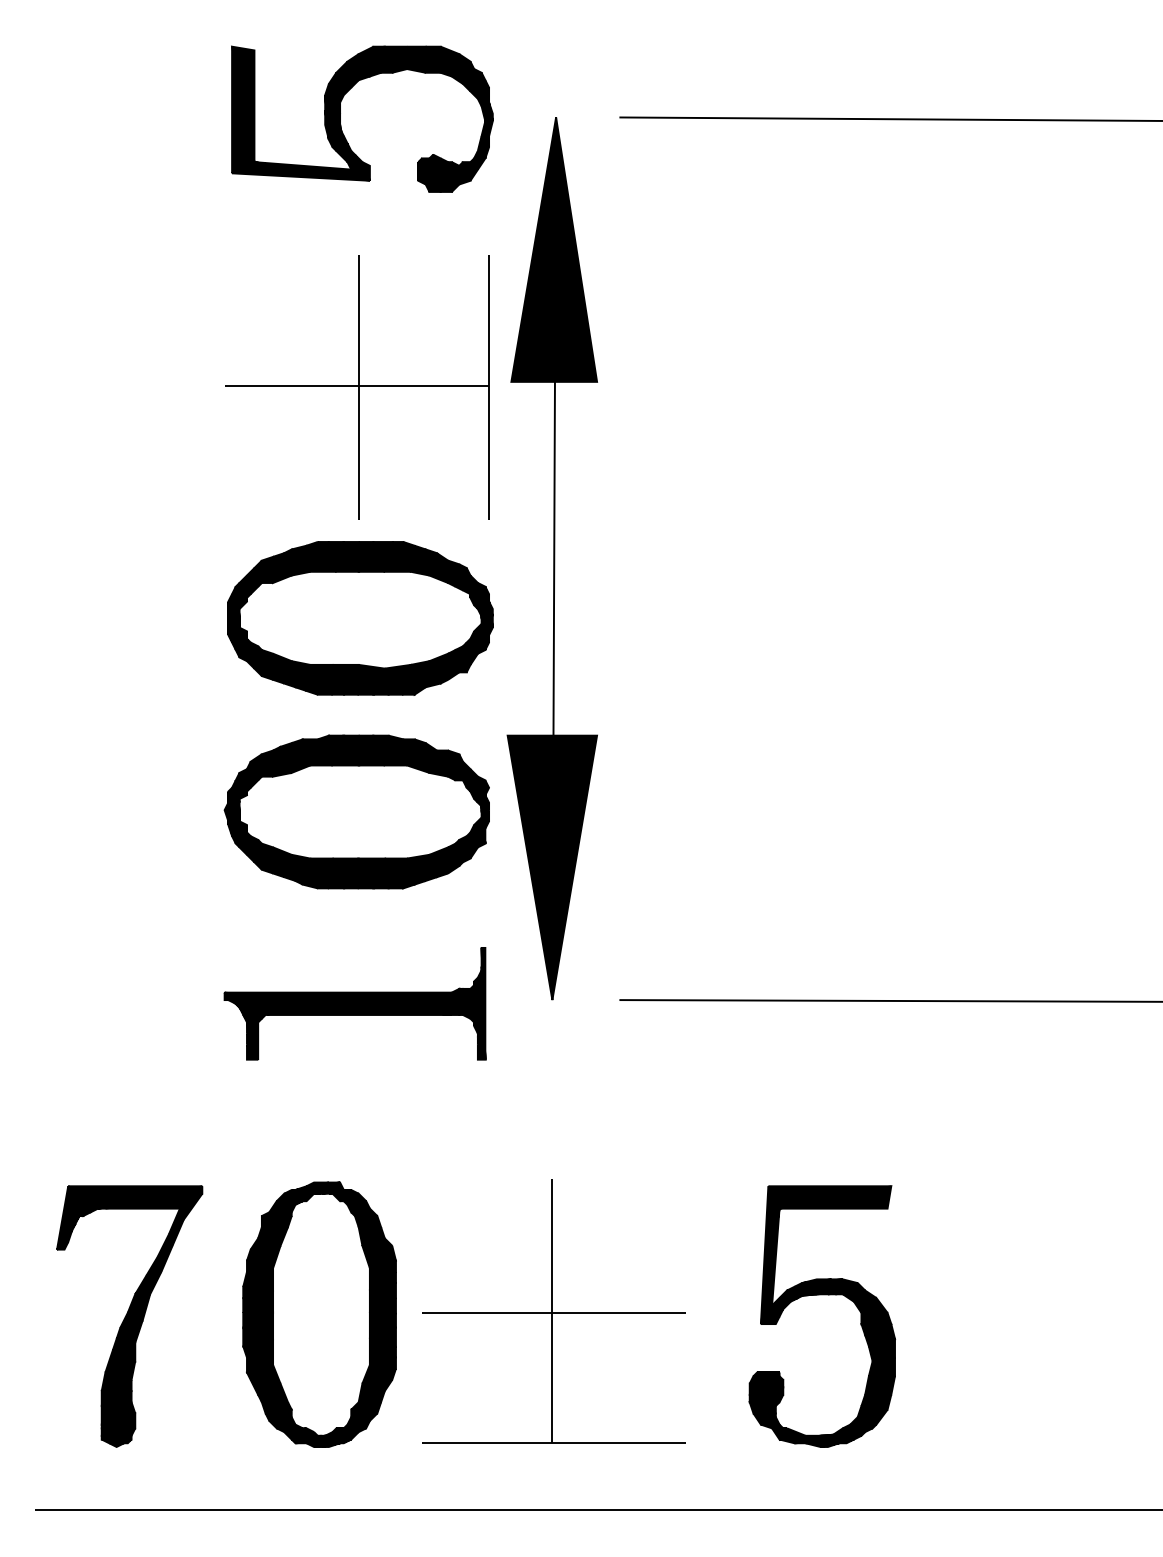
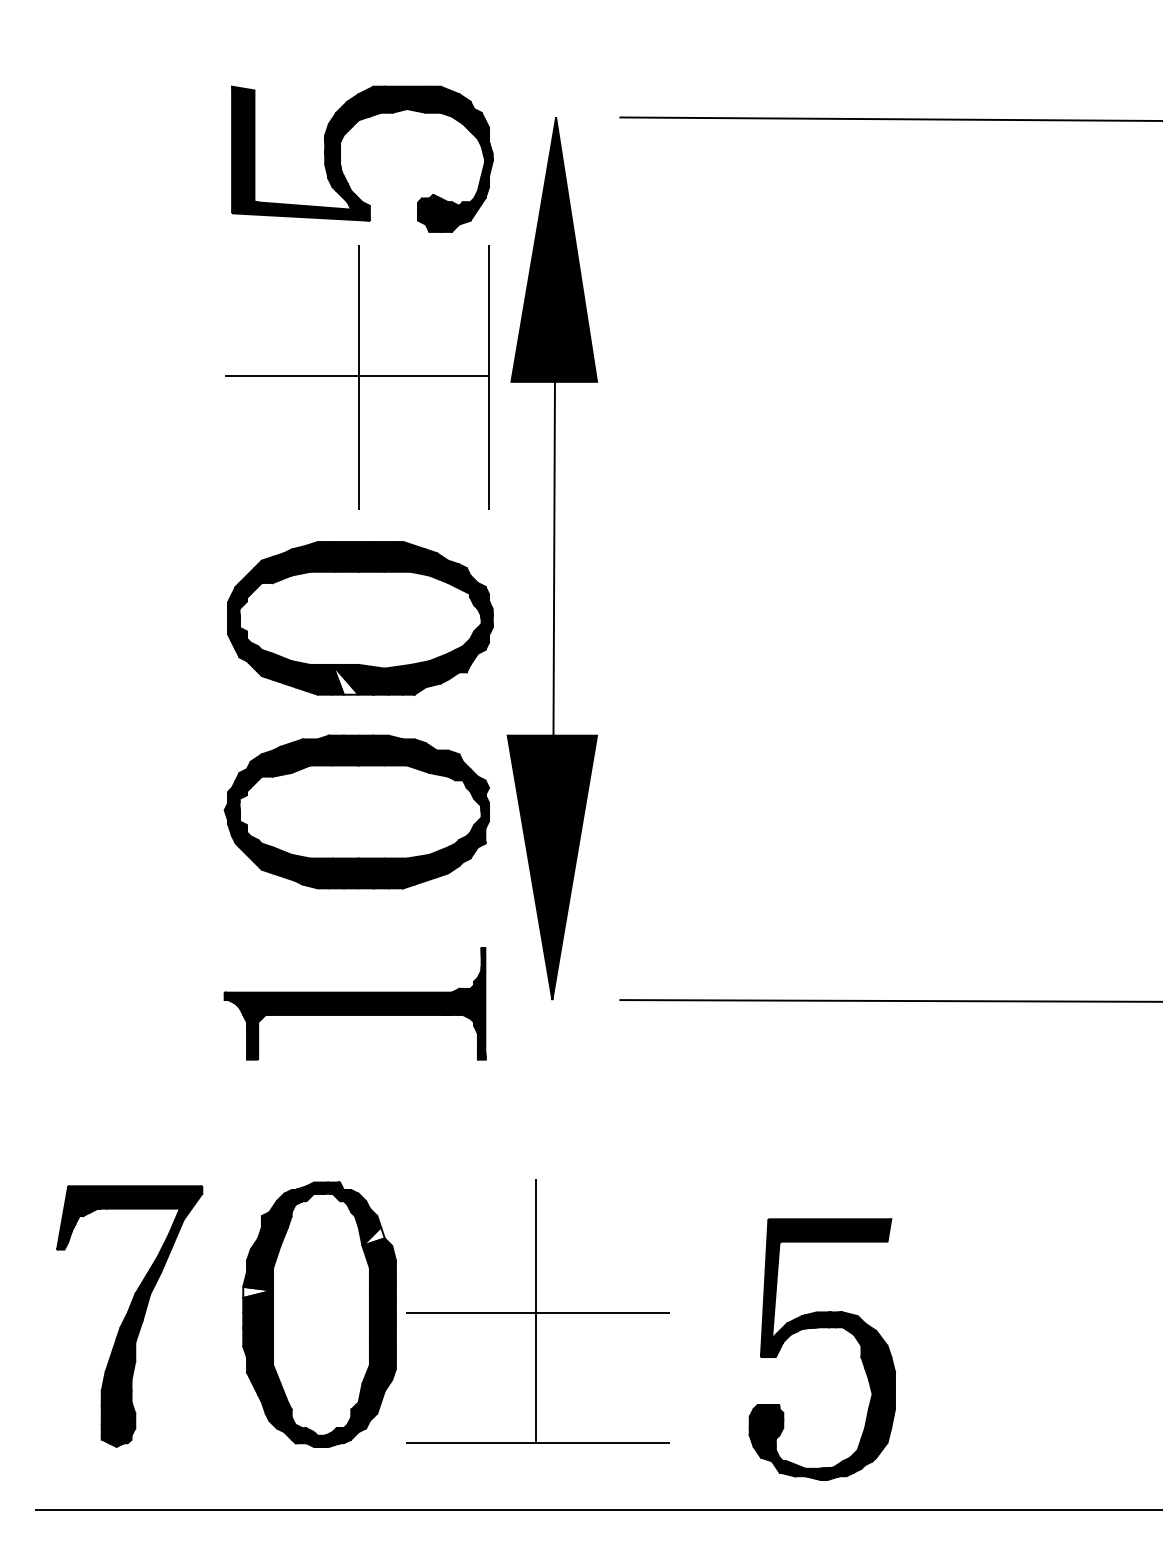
part position: (341, 124) -> (341, 164) (341, 164)
part position: (357, 387) -> (357, 377) (357, 377)
fill: present -> none (345, 679)
fill: present -> none (373, 1236)
fill: present -> none (258, 1292)
part position: (822, 1295) -> (822, 1328) (822, 1328)
part position: (553, 1311) -> (537, 1311) (537, 1311)
